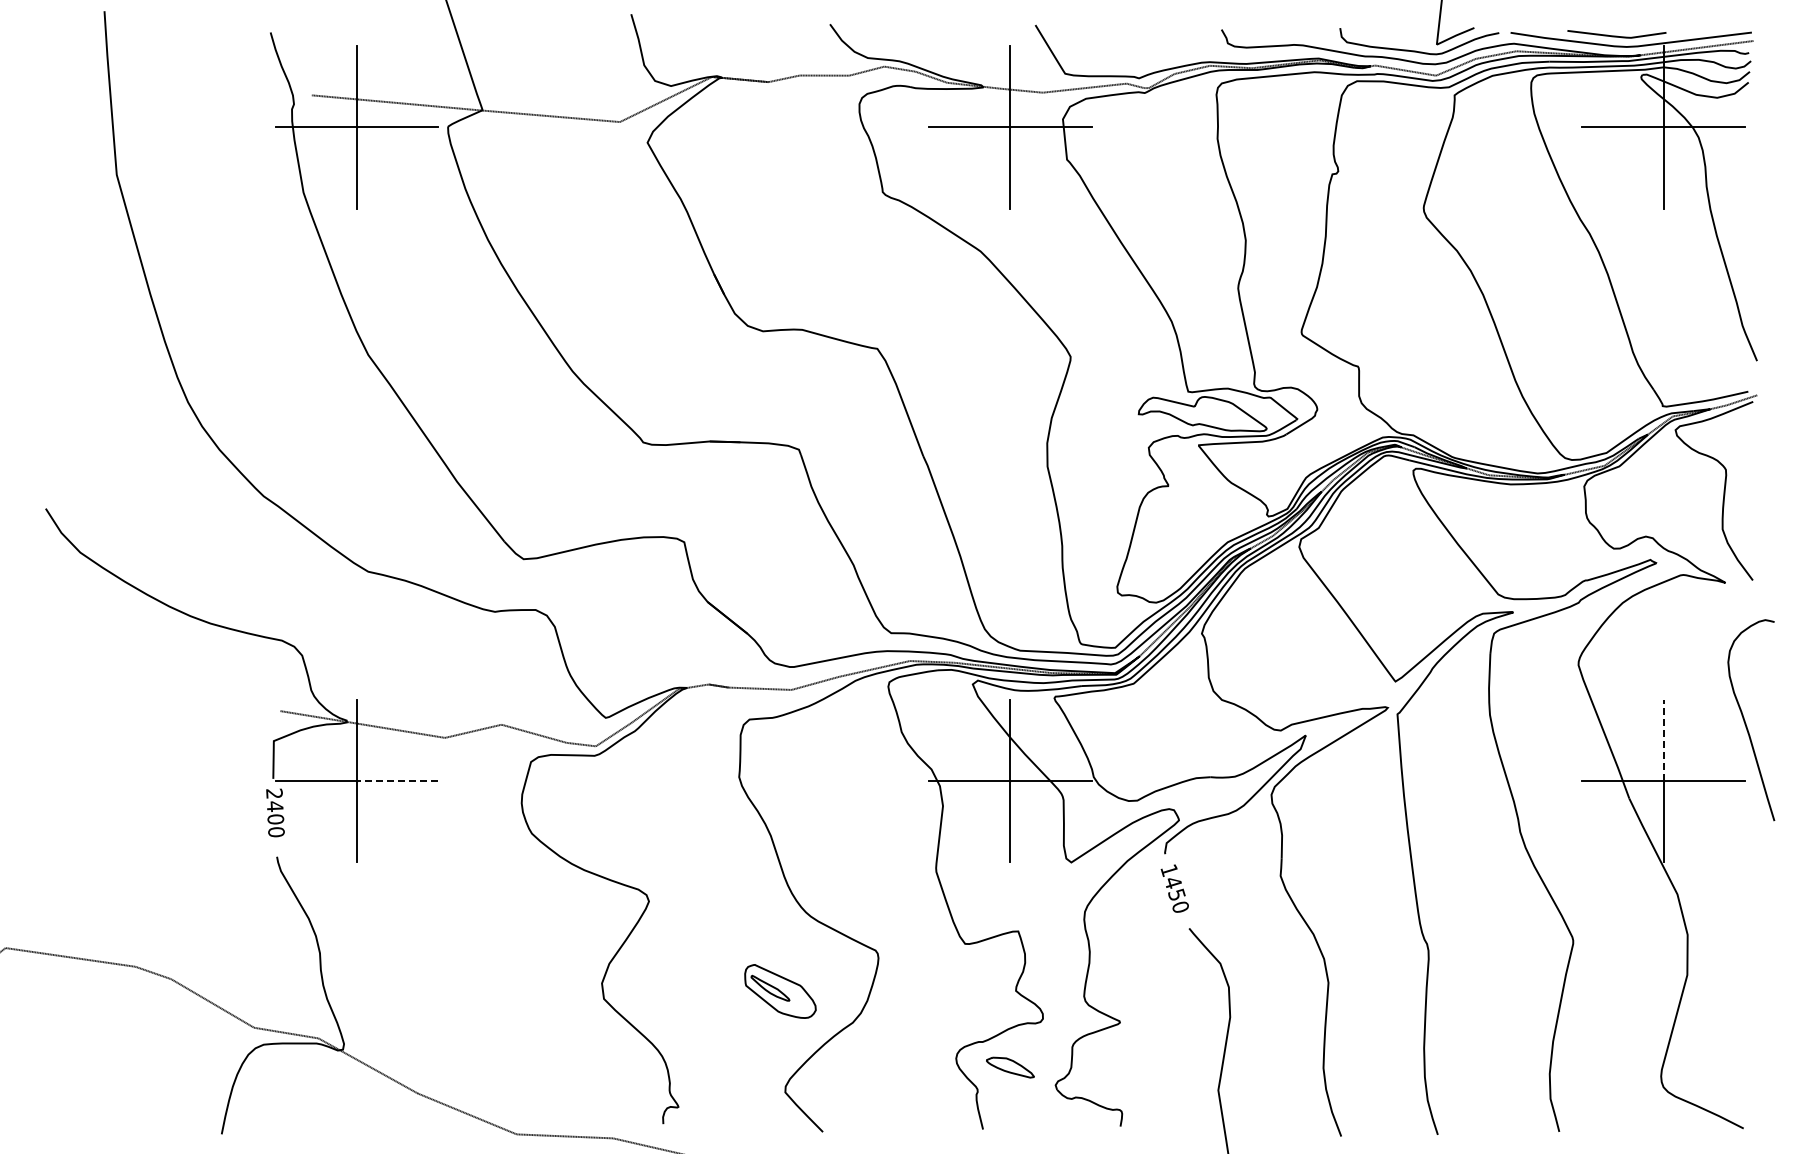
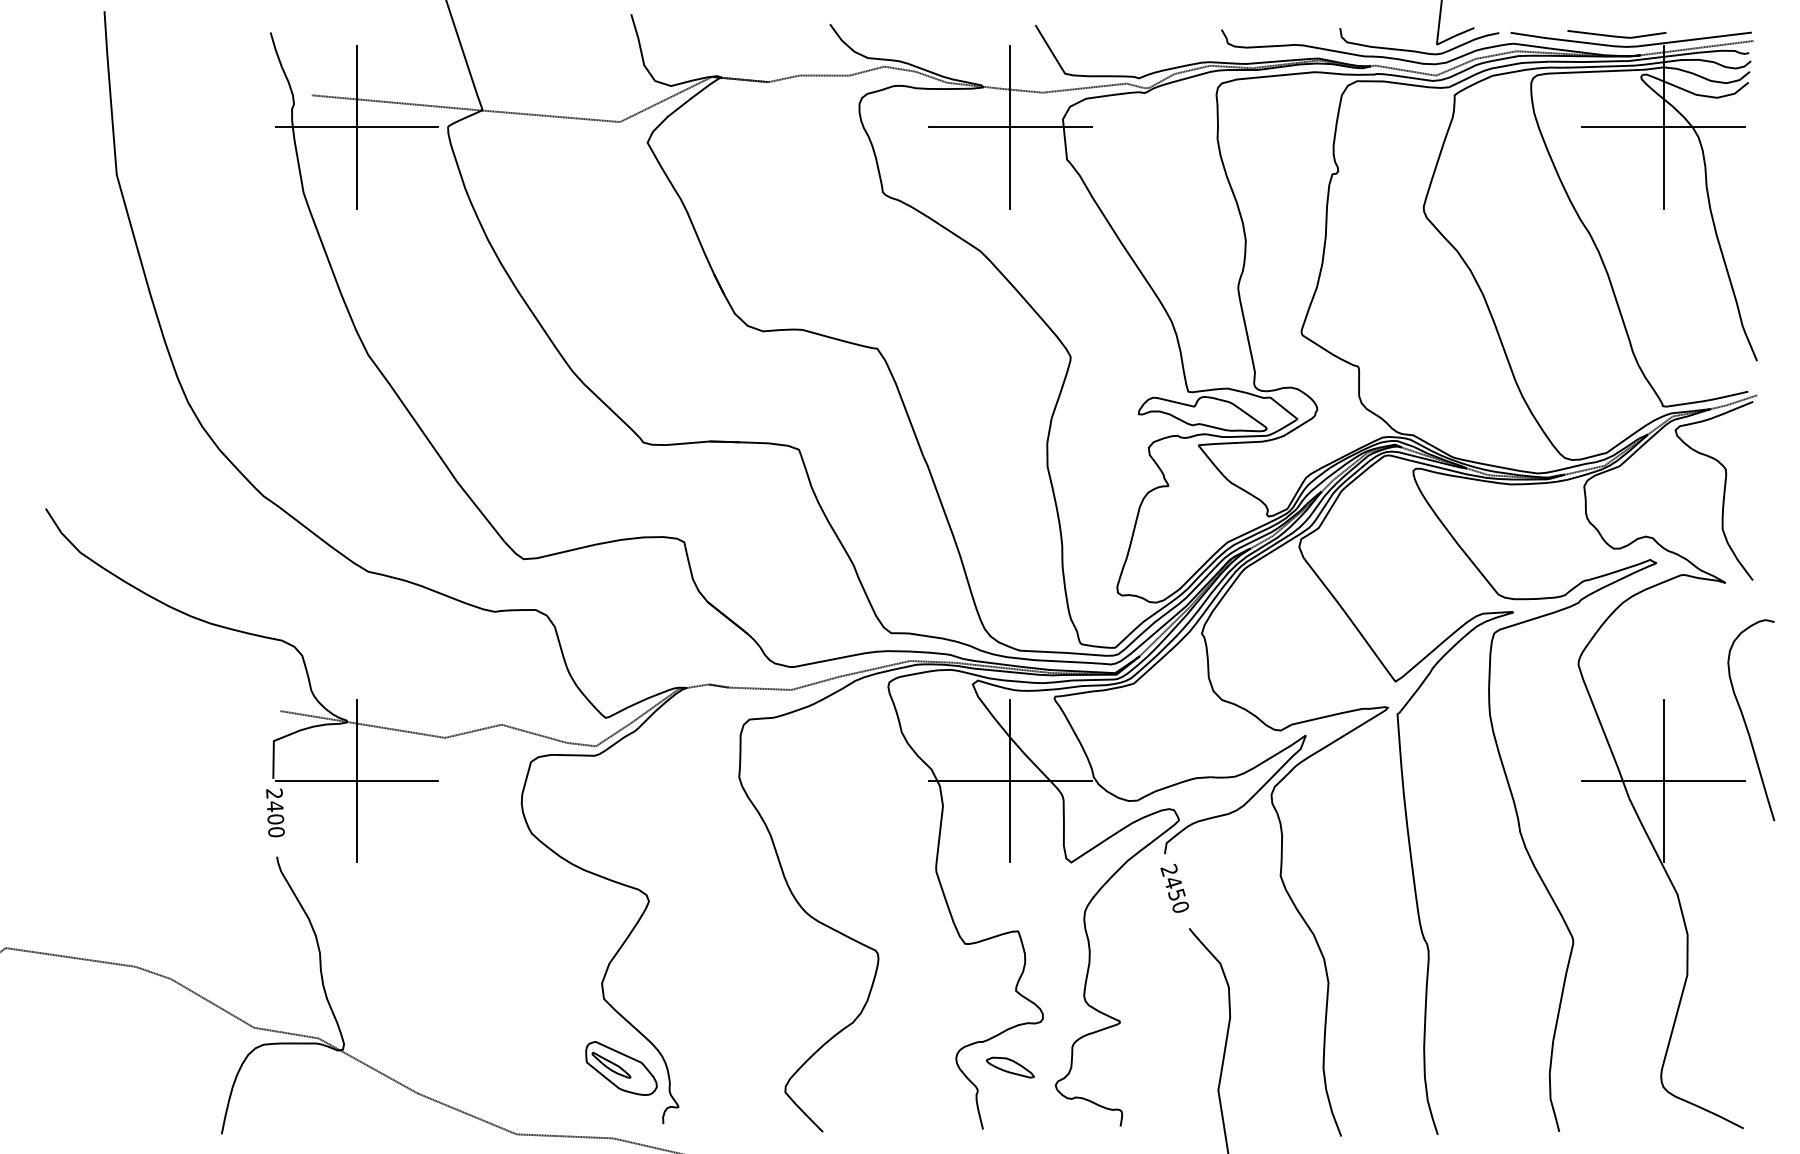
line: dashed -> solid (1663, 740)
line: dashed -> solid (397, 780)
text: 1450 -> 2450 (1168, 870)
part position: (780, 991) -> (621, 1068) (621, 1068)
